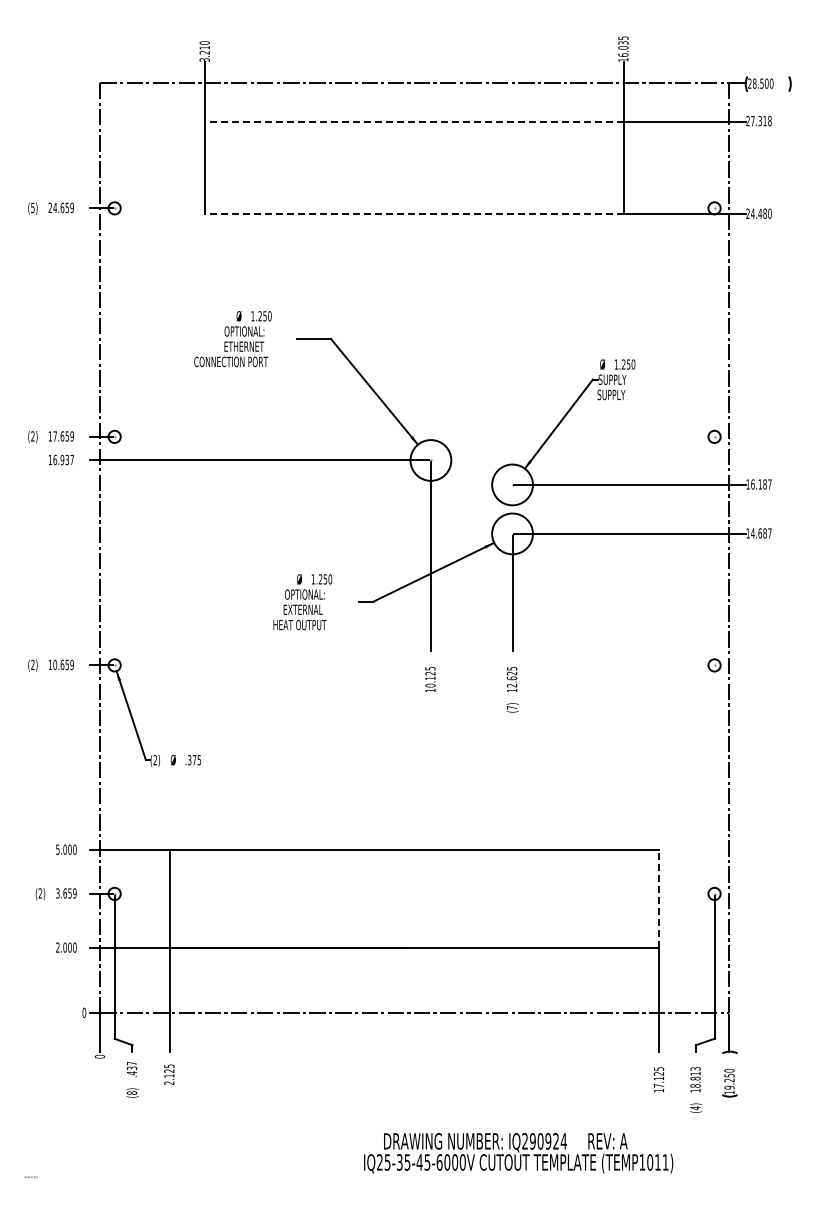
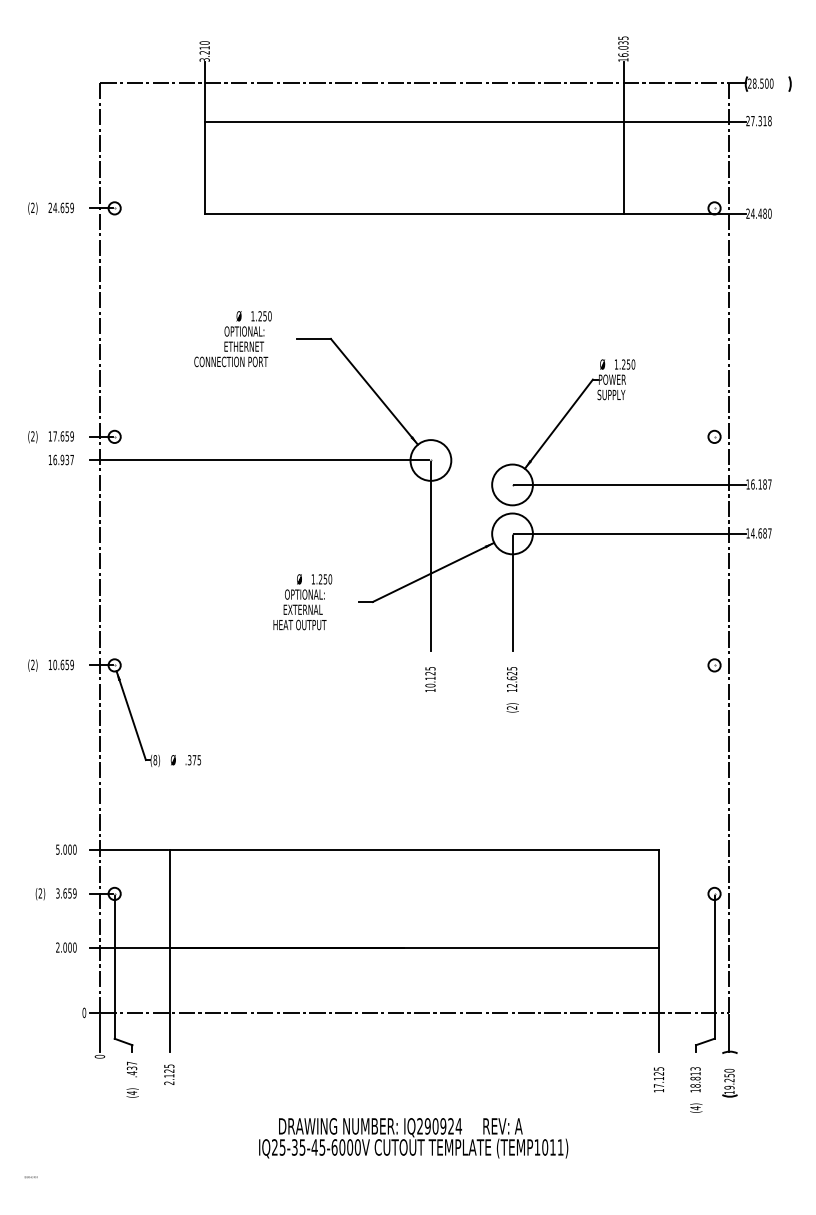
line: dashed -> solid (414, 121)
text: (5) -> (2) (32, 207)
line: dashed -> solid (414, 214)
text: SUPPLY -> POWER (612, 379)
text: (7) -> (2) (511, 707)
text: (2) -> (8) (155, 760)
line: dashed -> solid (659, 899)
text: (8) -> (4) (131, 1093)
text position: (518, 1153) -> (413, 1138) (413, 1138)
